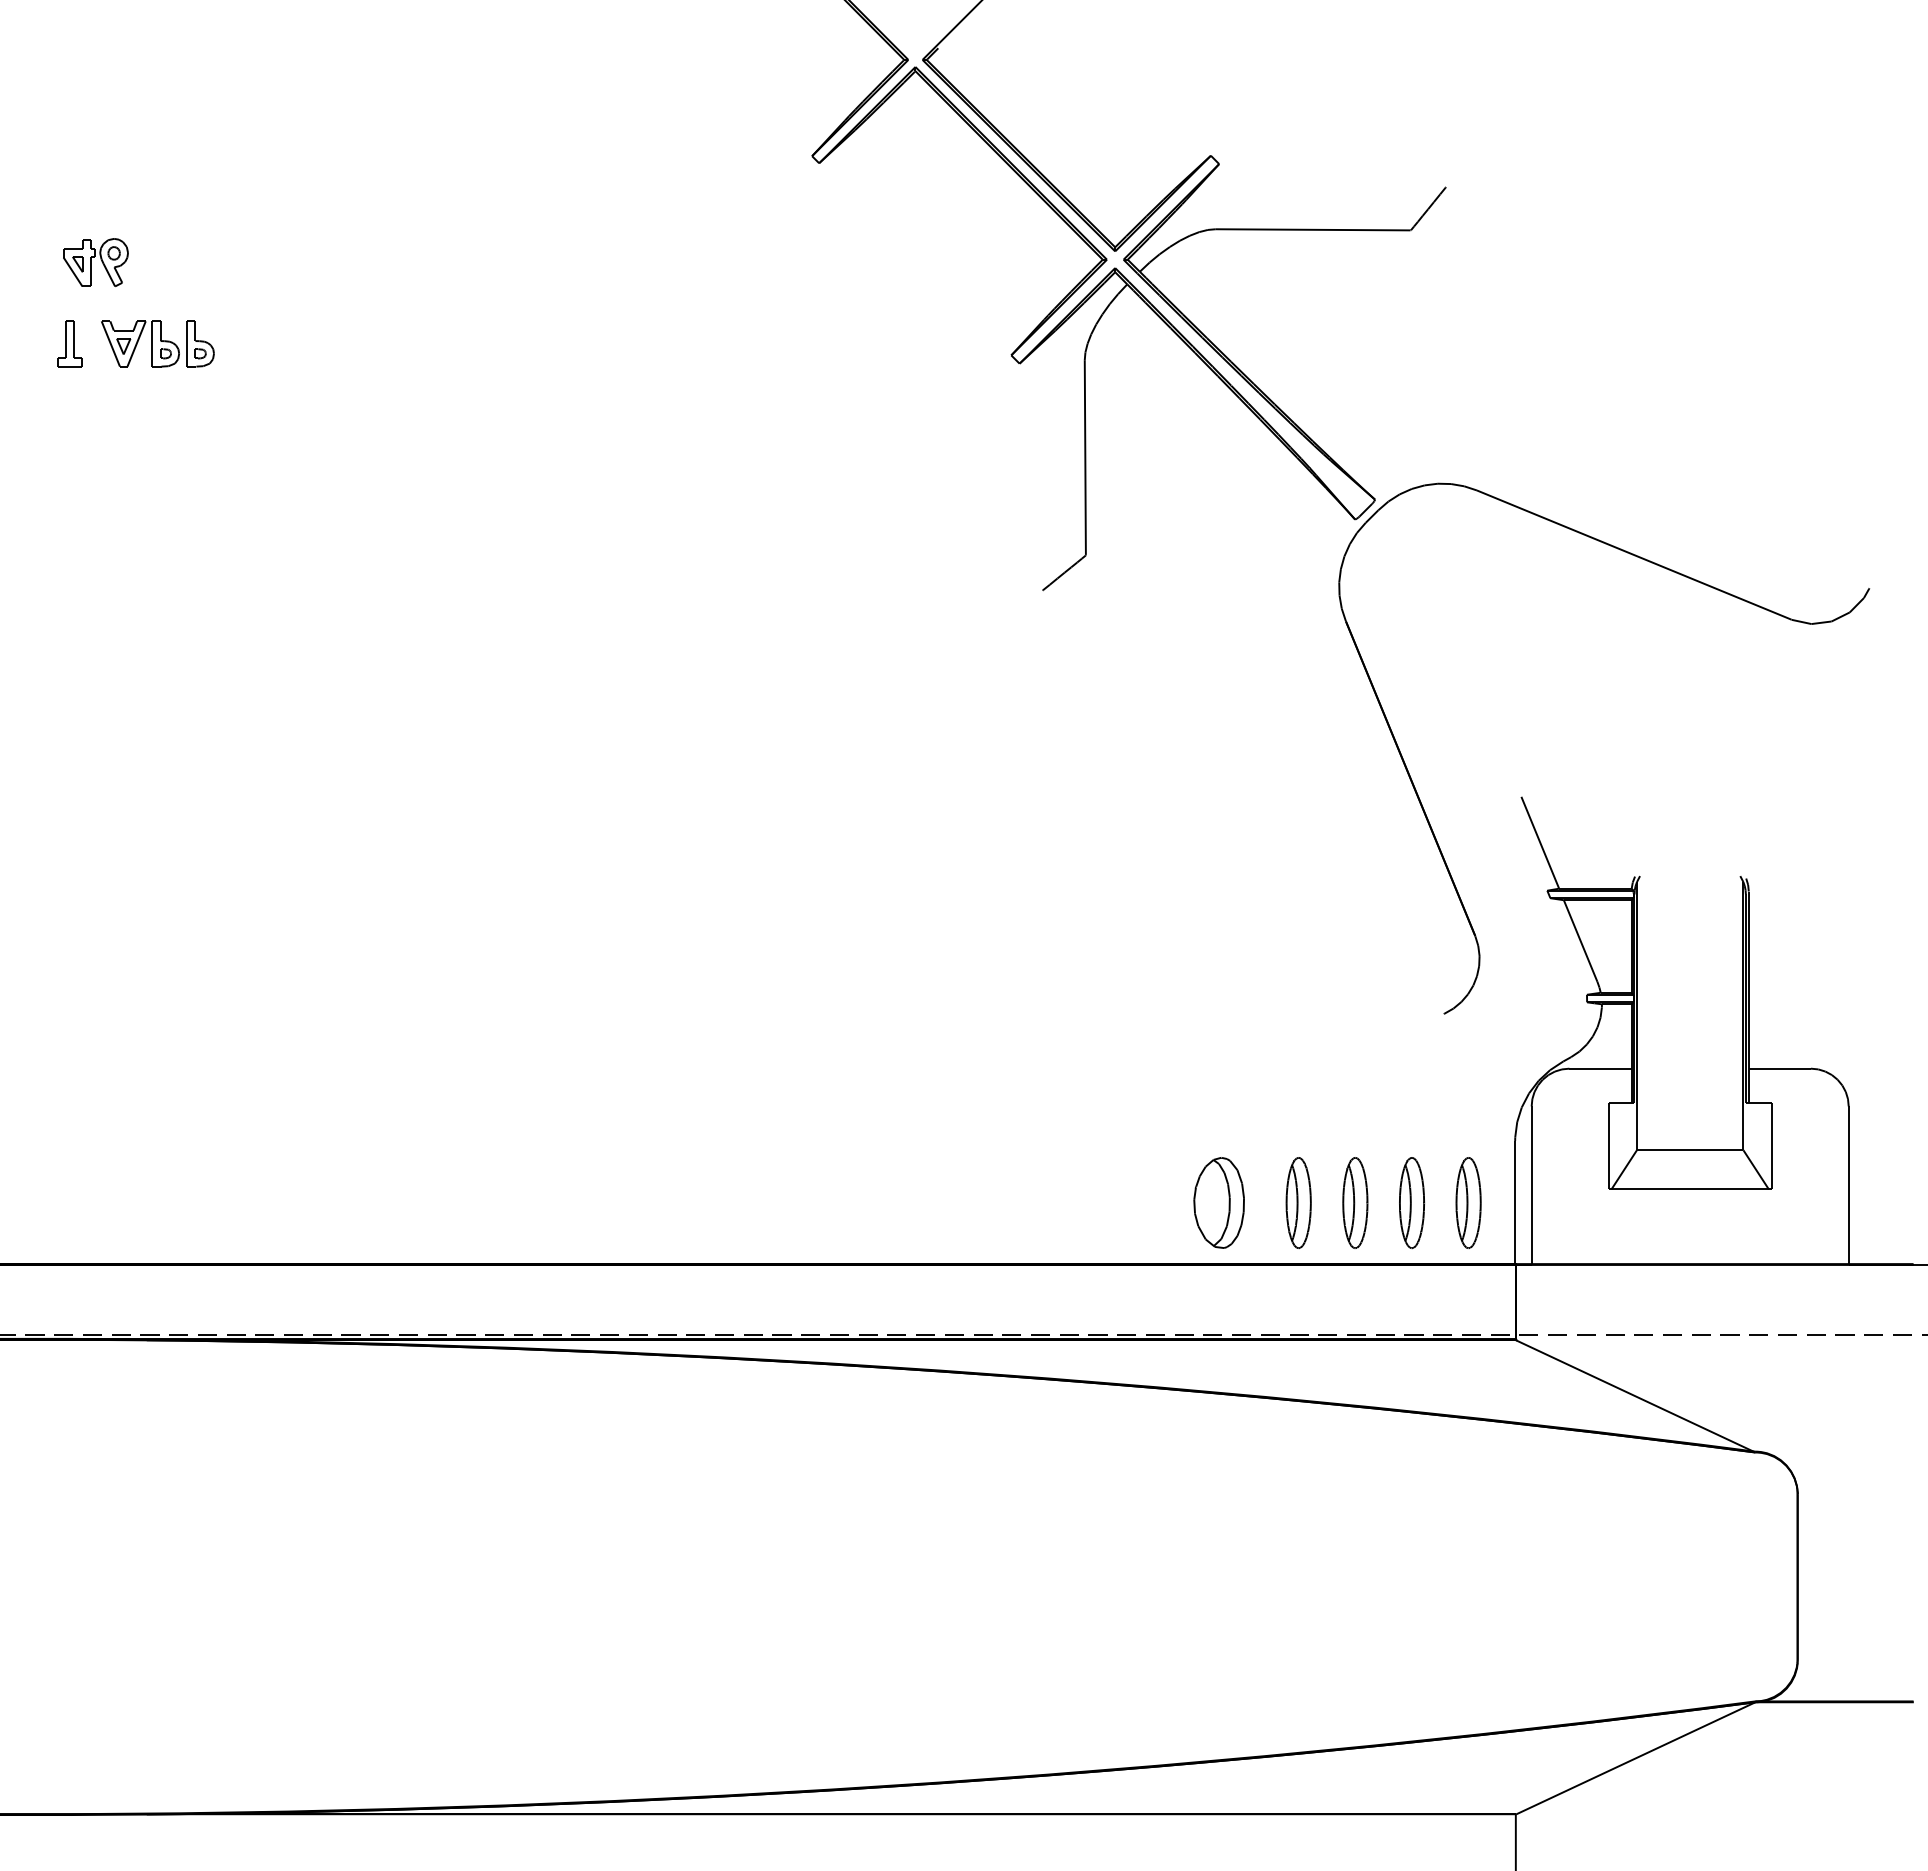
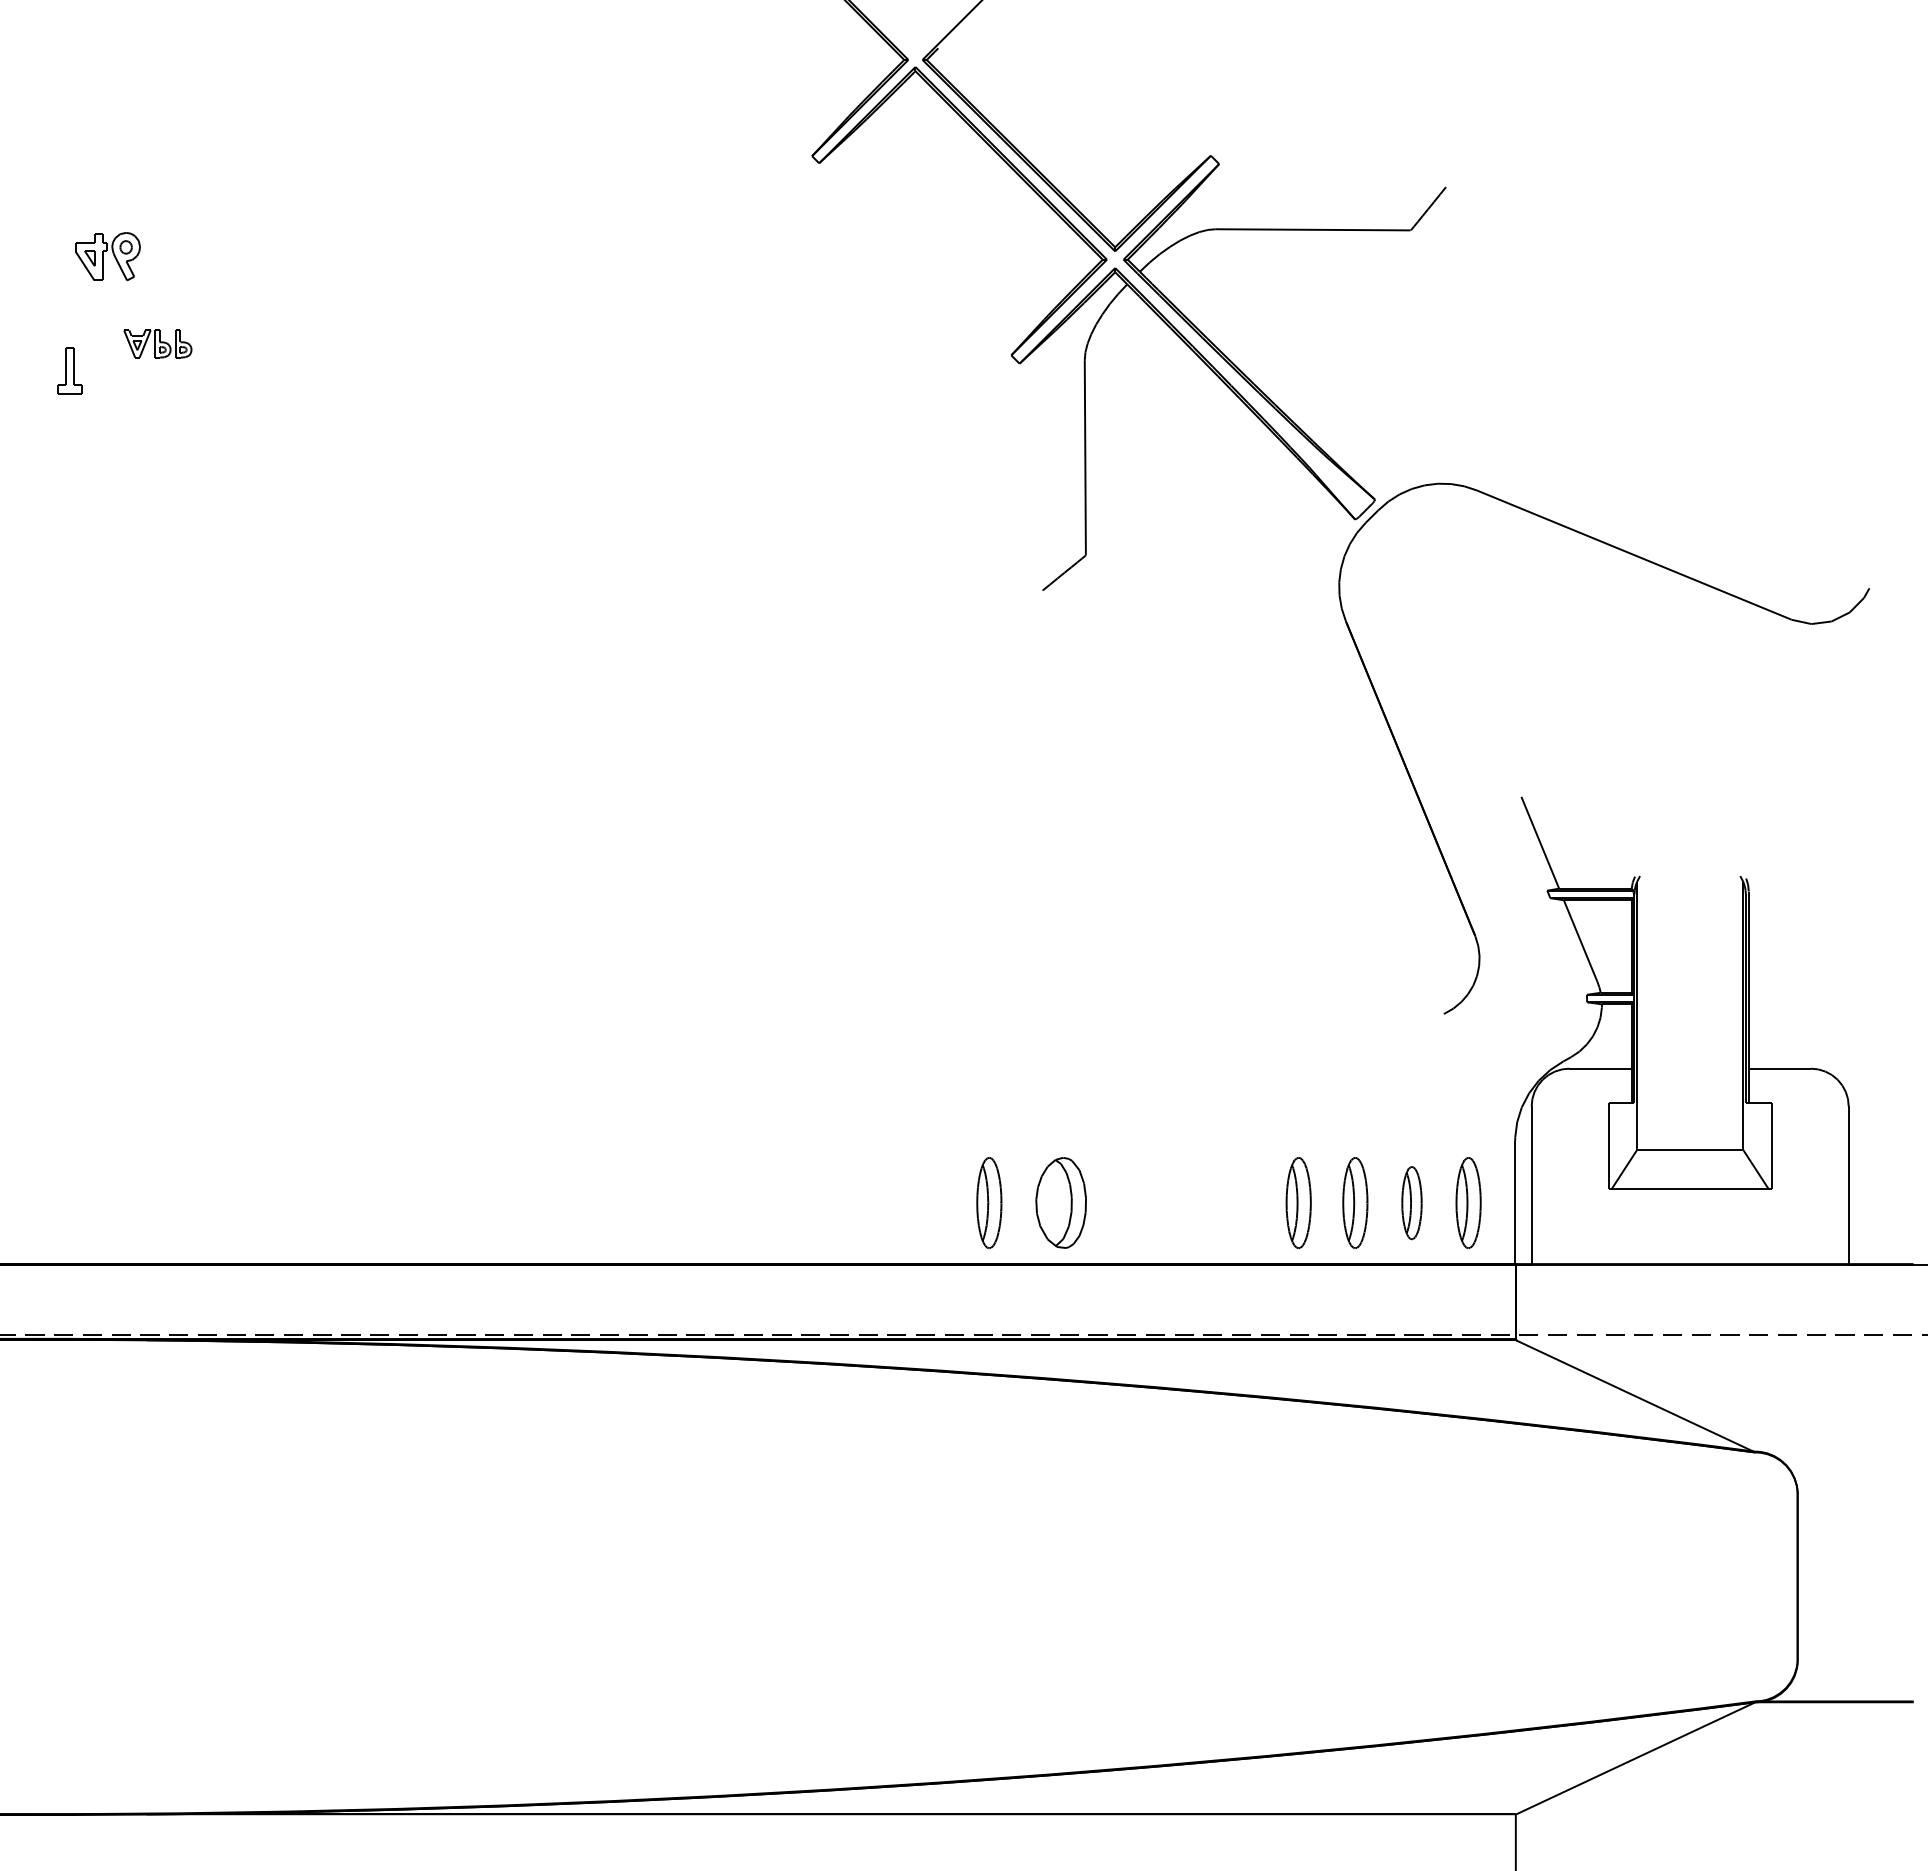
part position: (95, 262) -> (107, 256) (107, 256)
part position: (69, 343) -> (69, 370) (69, 370)
part size: 114x48 px -> 70x30 px (157, 343)
part: none -> present (989, 1202)
part position: (1218, 1202) -> (1060, 1202) (1060, 1202)
part size: 26x93 px -> 22x75 px (1411, 1203)
